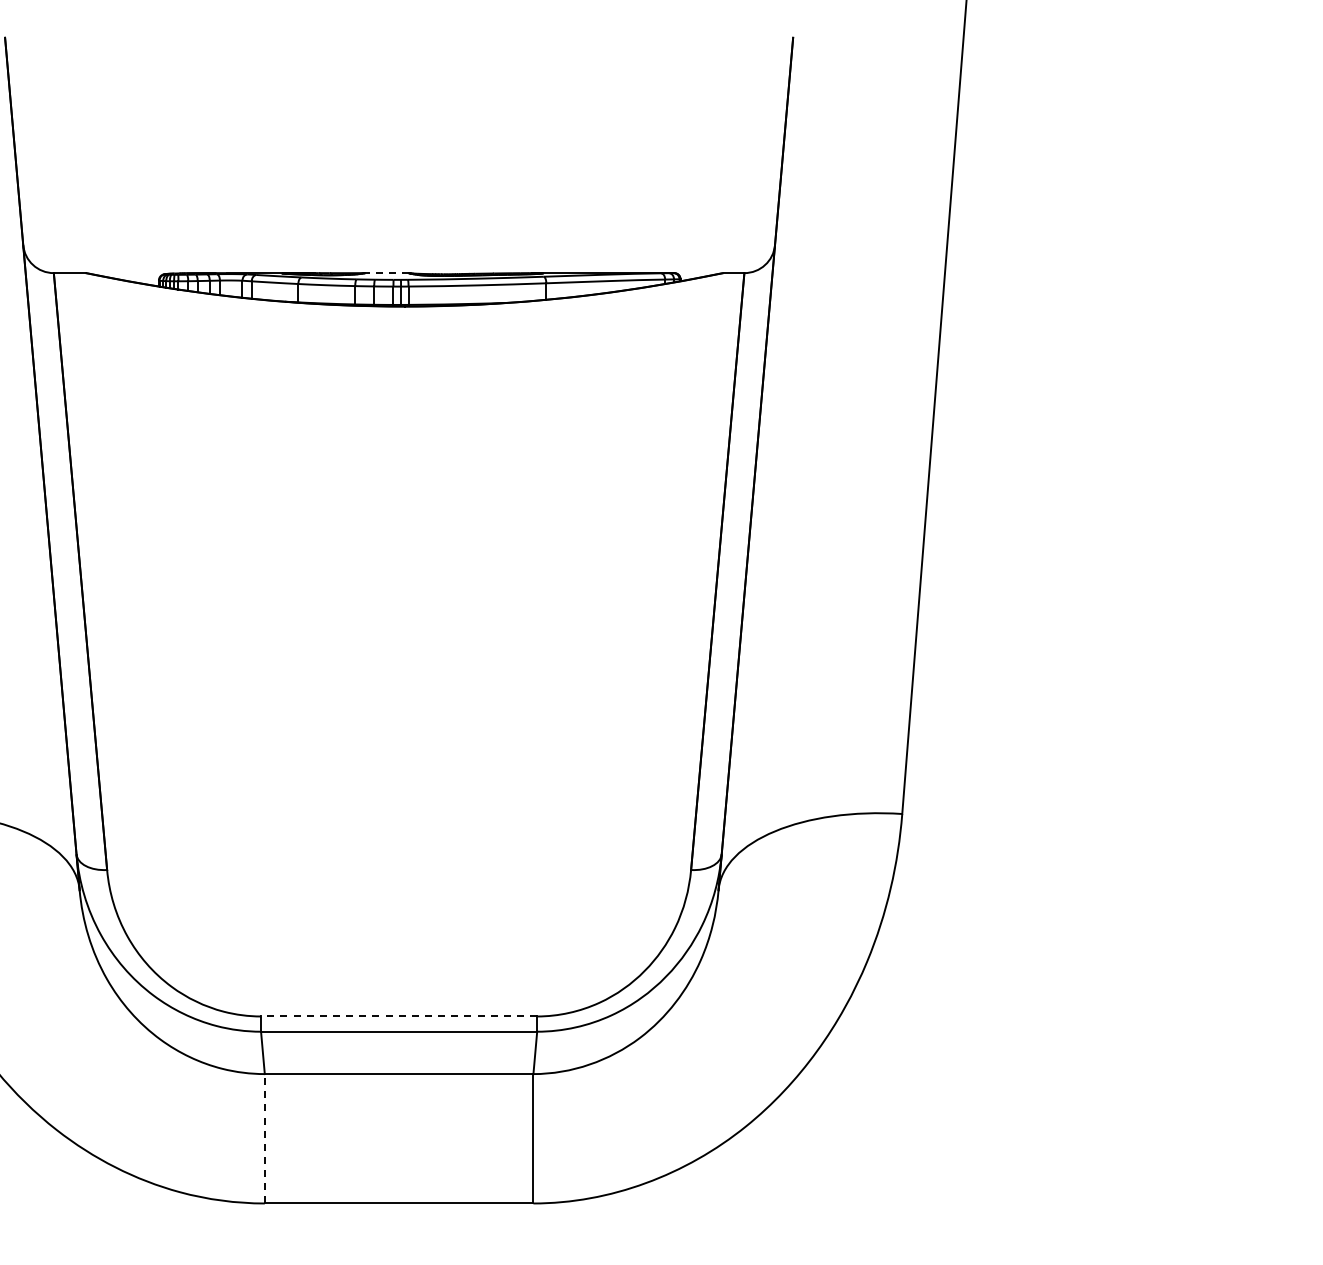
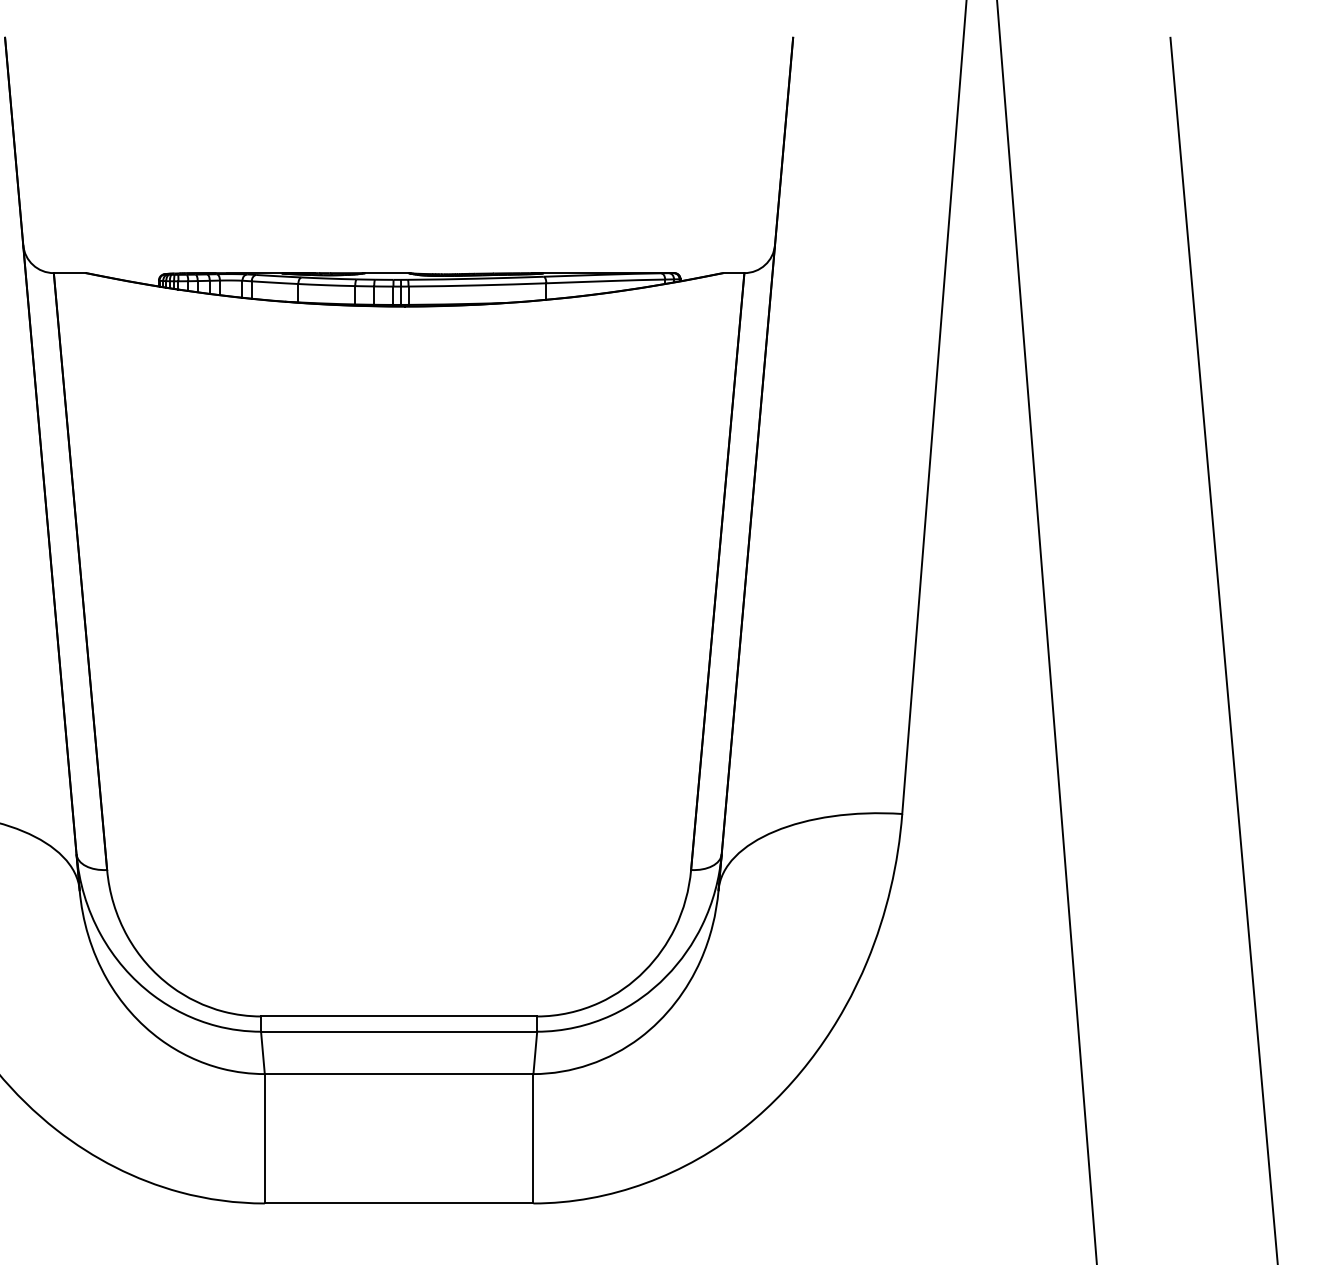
line: dashed -> solid (386, 273)
line: none -> present (1046, 631)
line: none -> present (1223, 649)
line: dashed -> solid (398, 1016)
line: dashed -> solid (264, 1138)
